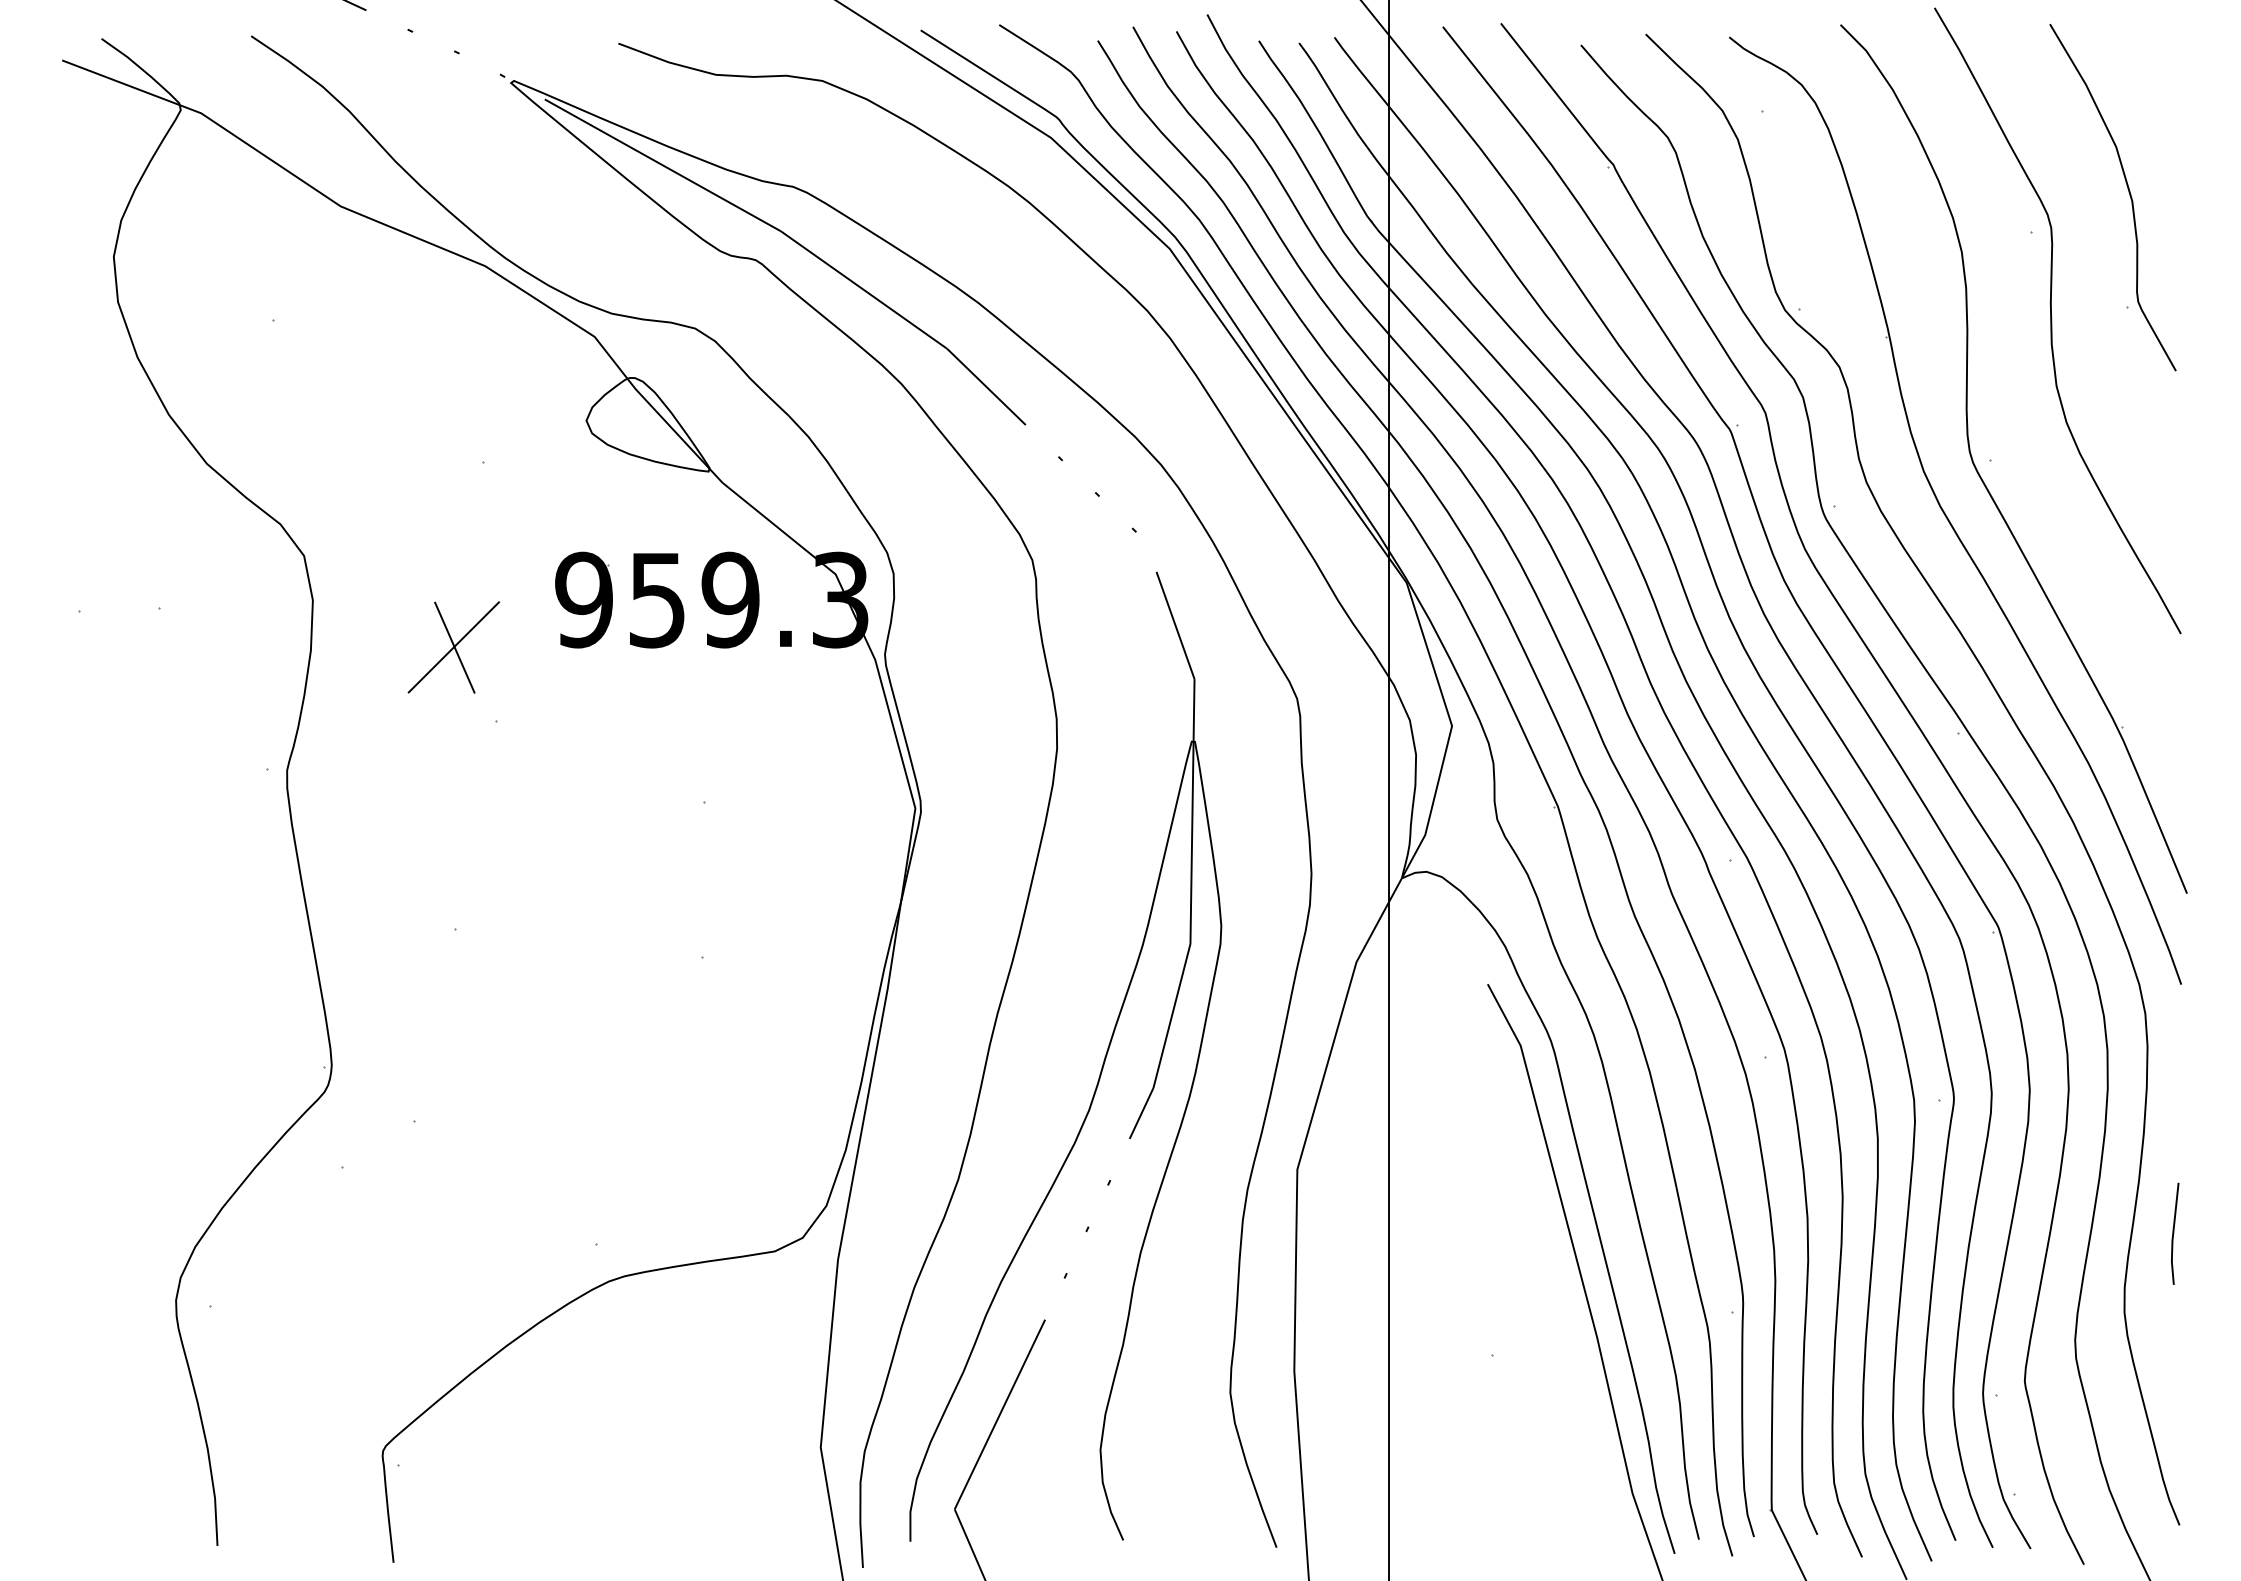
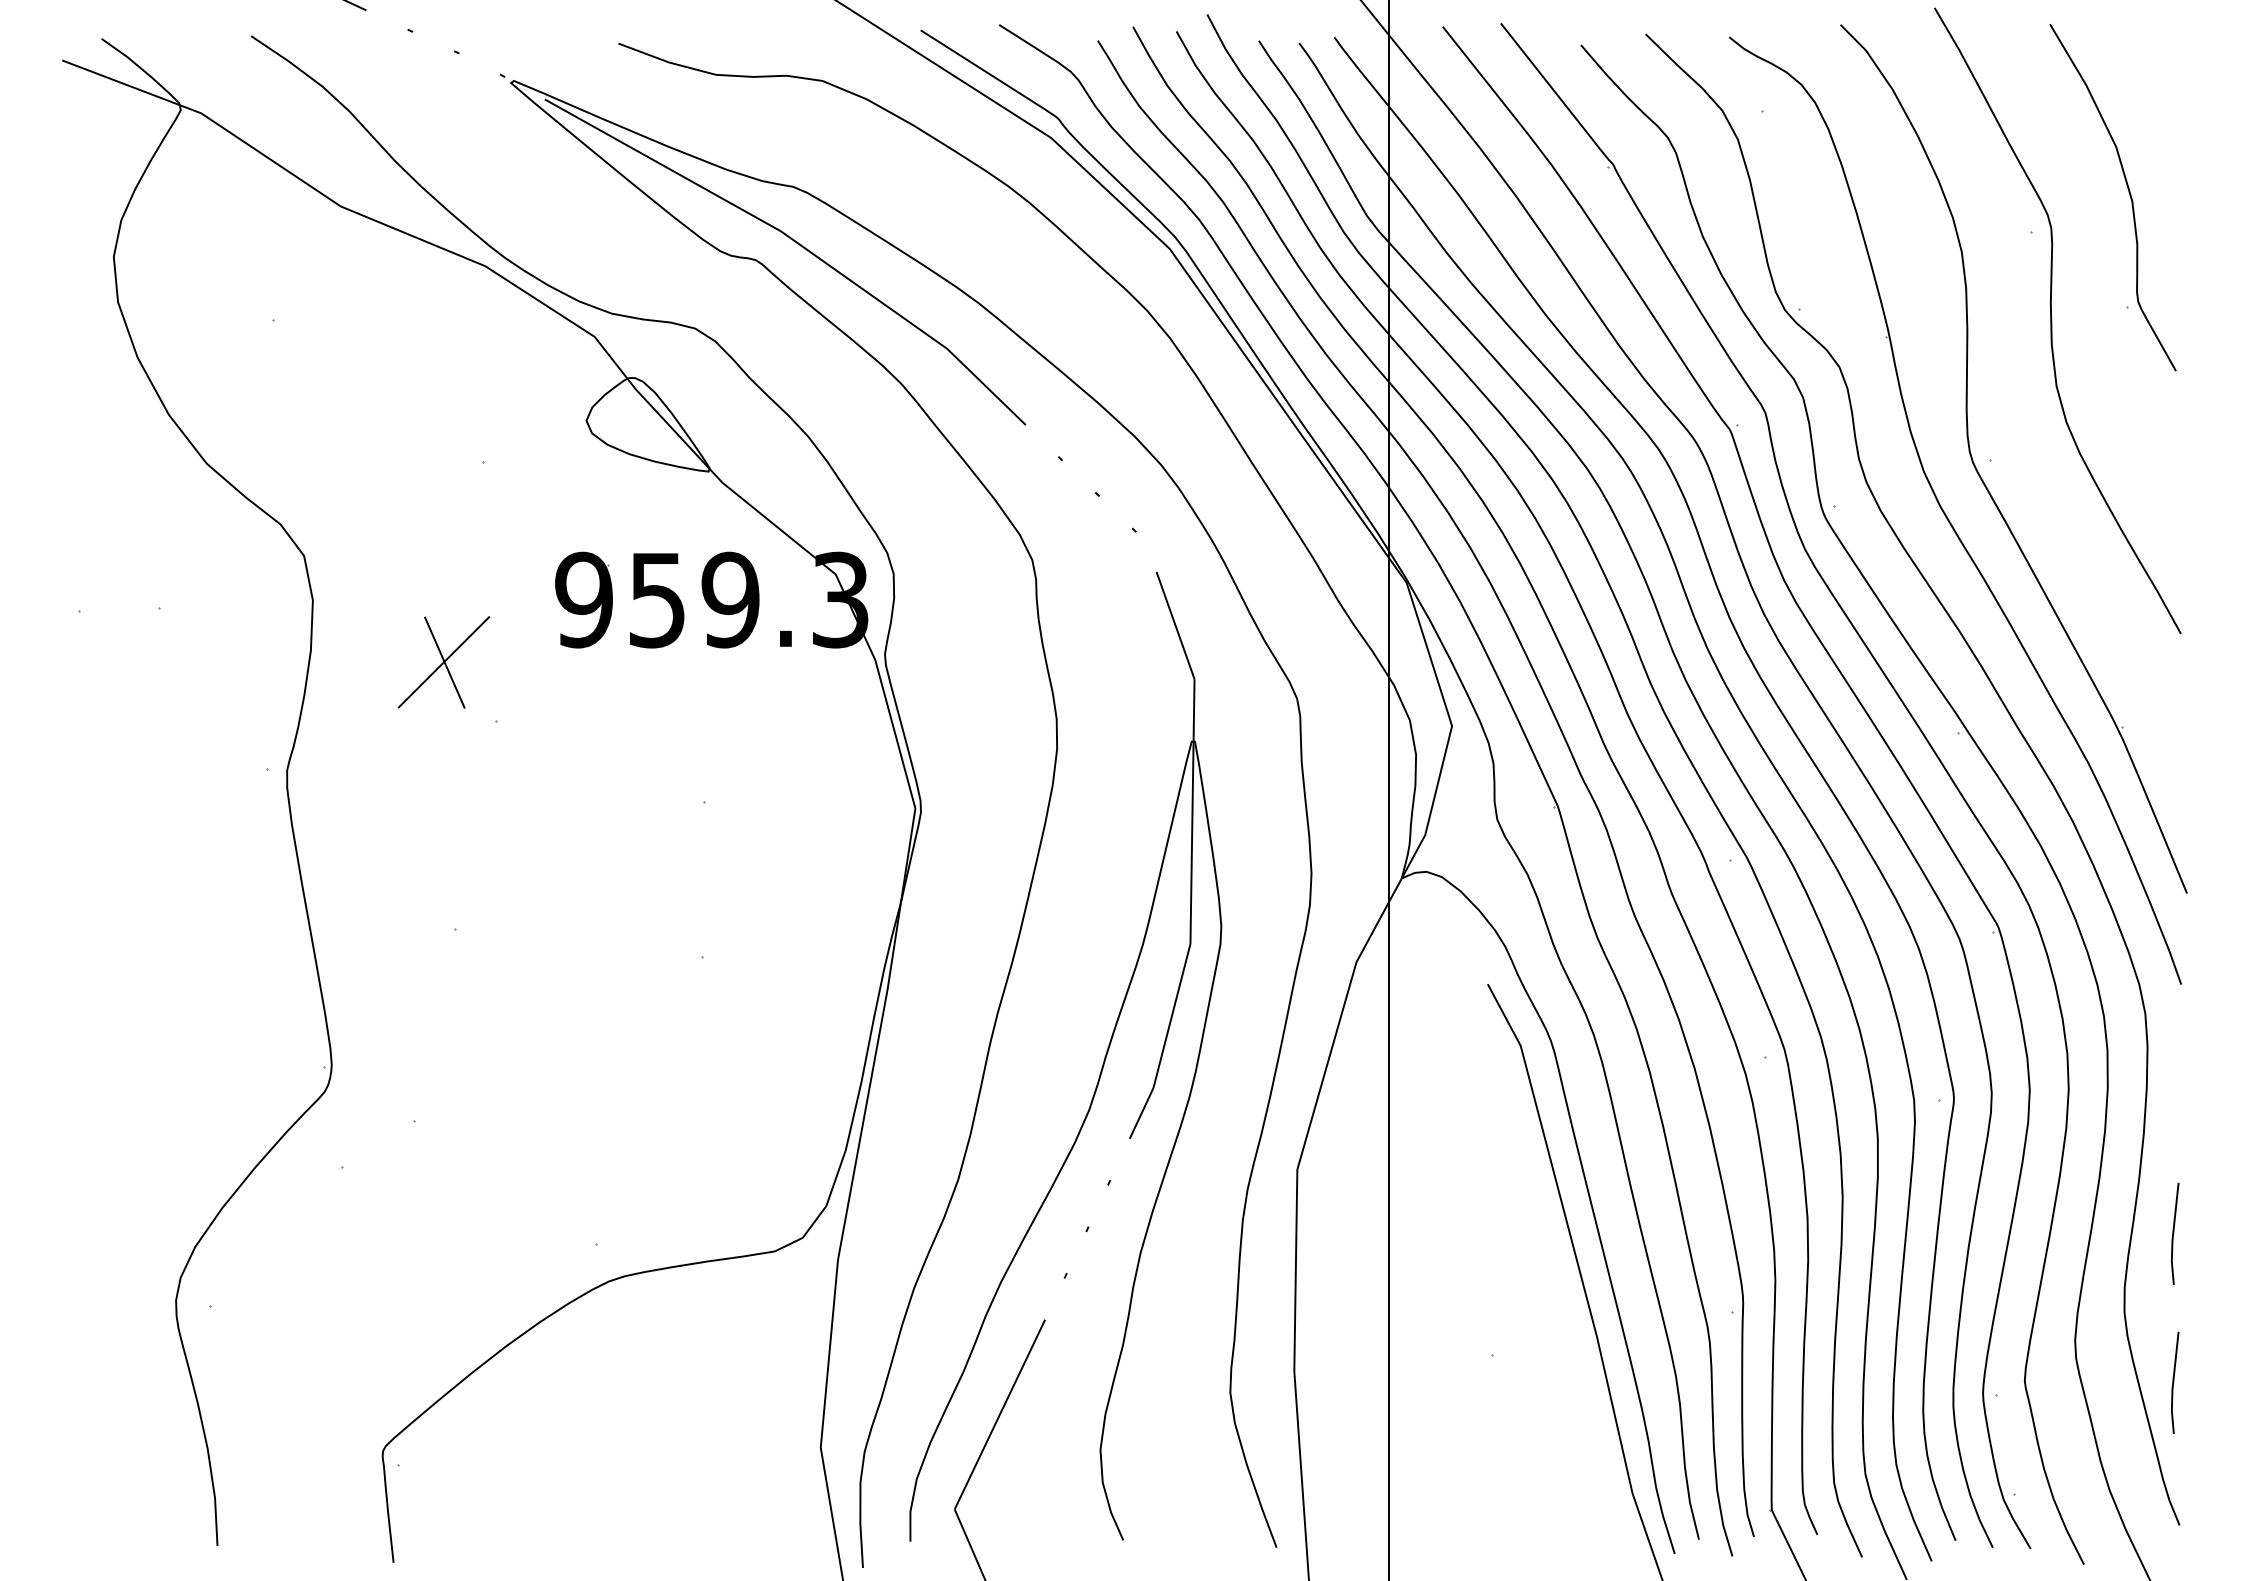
part position: (453, 647) -> (443, 662) (443, 662)
line: none -> present (2174, 1382)
